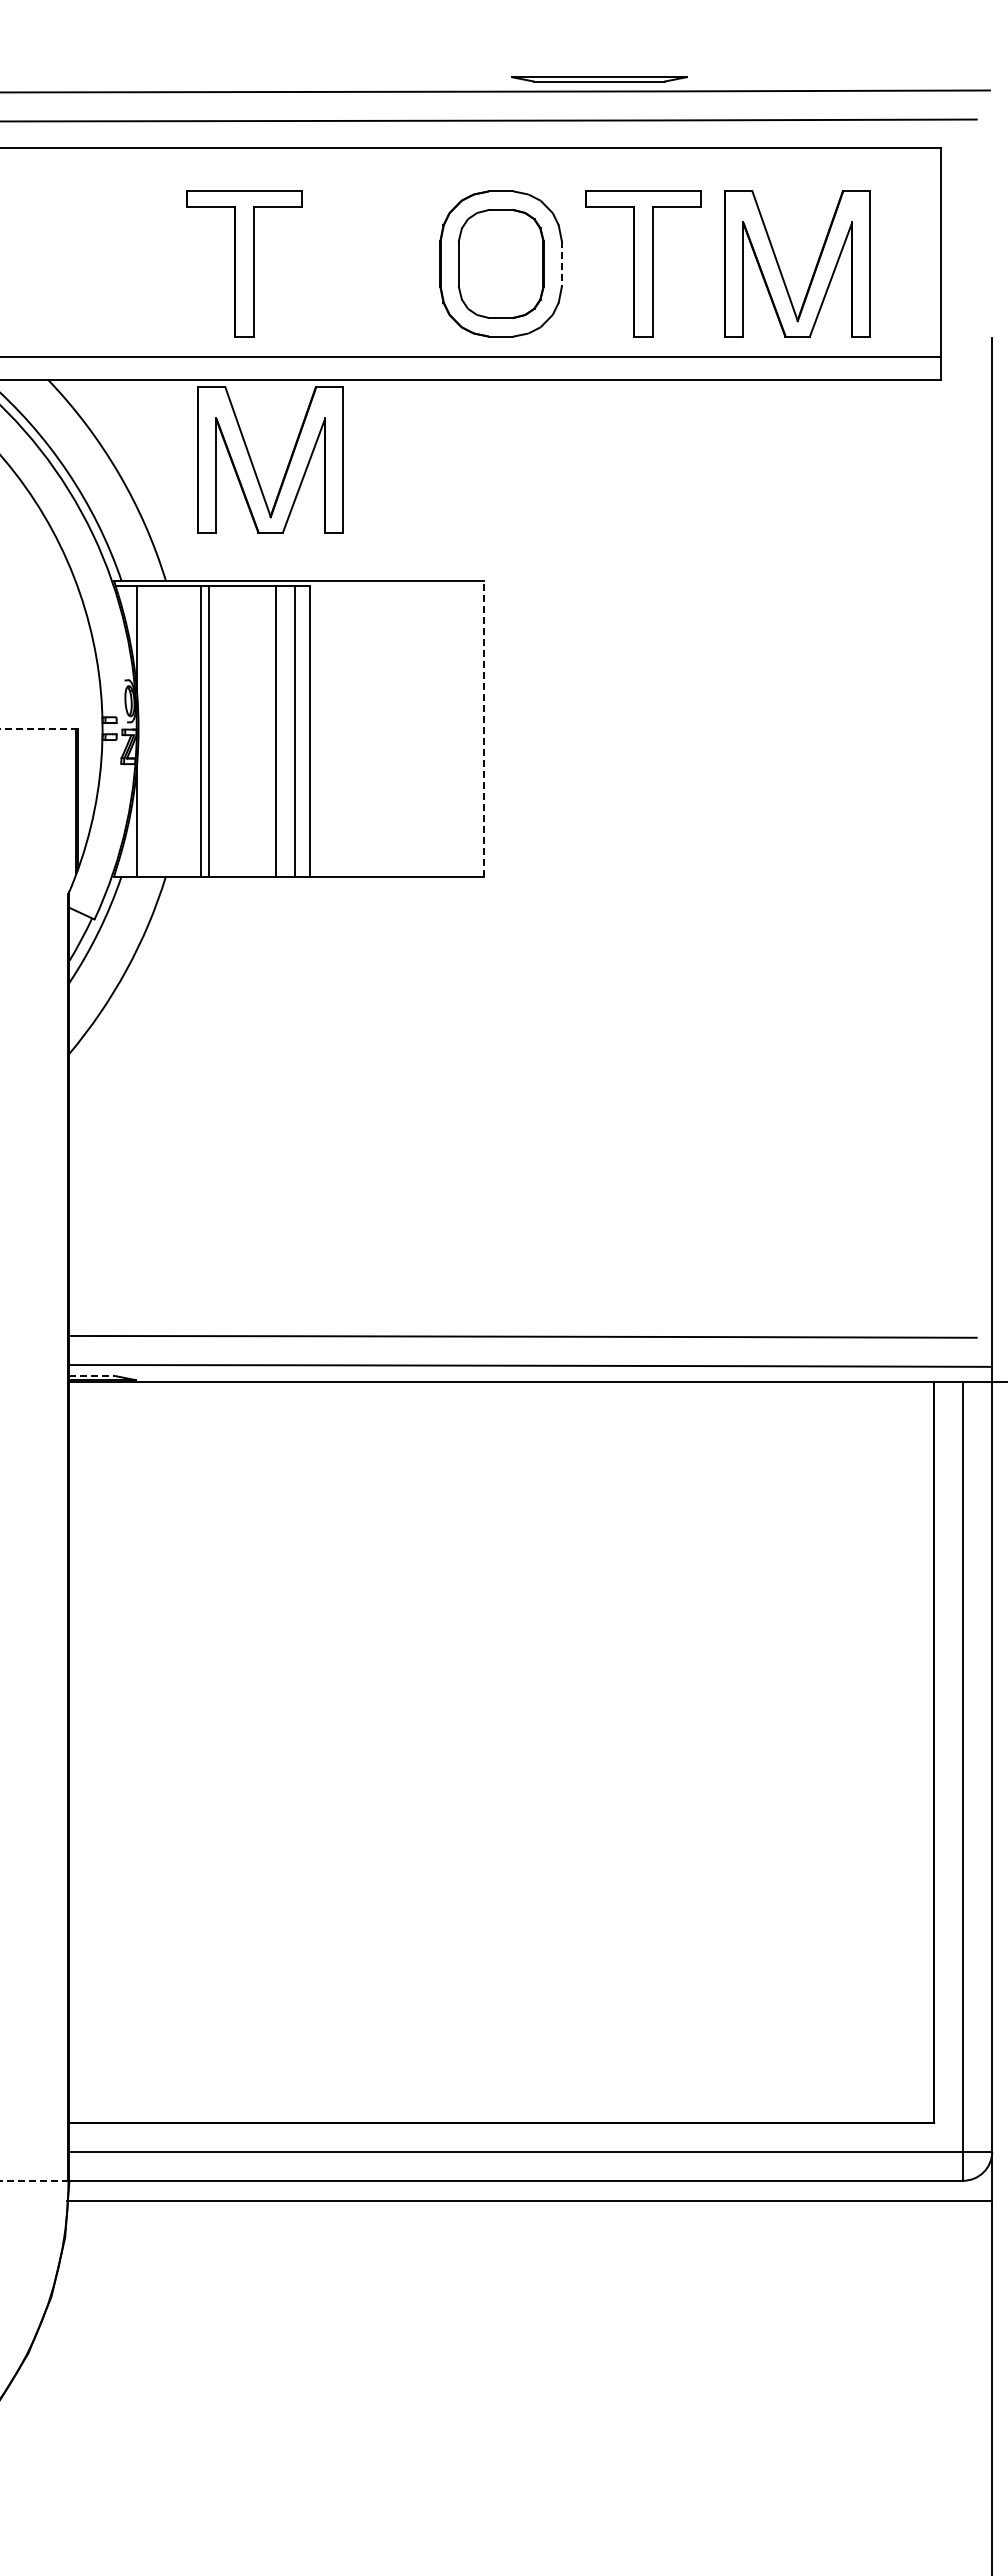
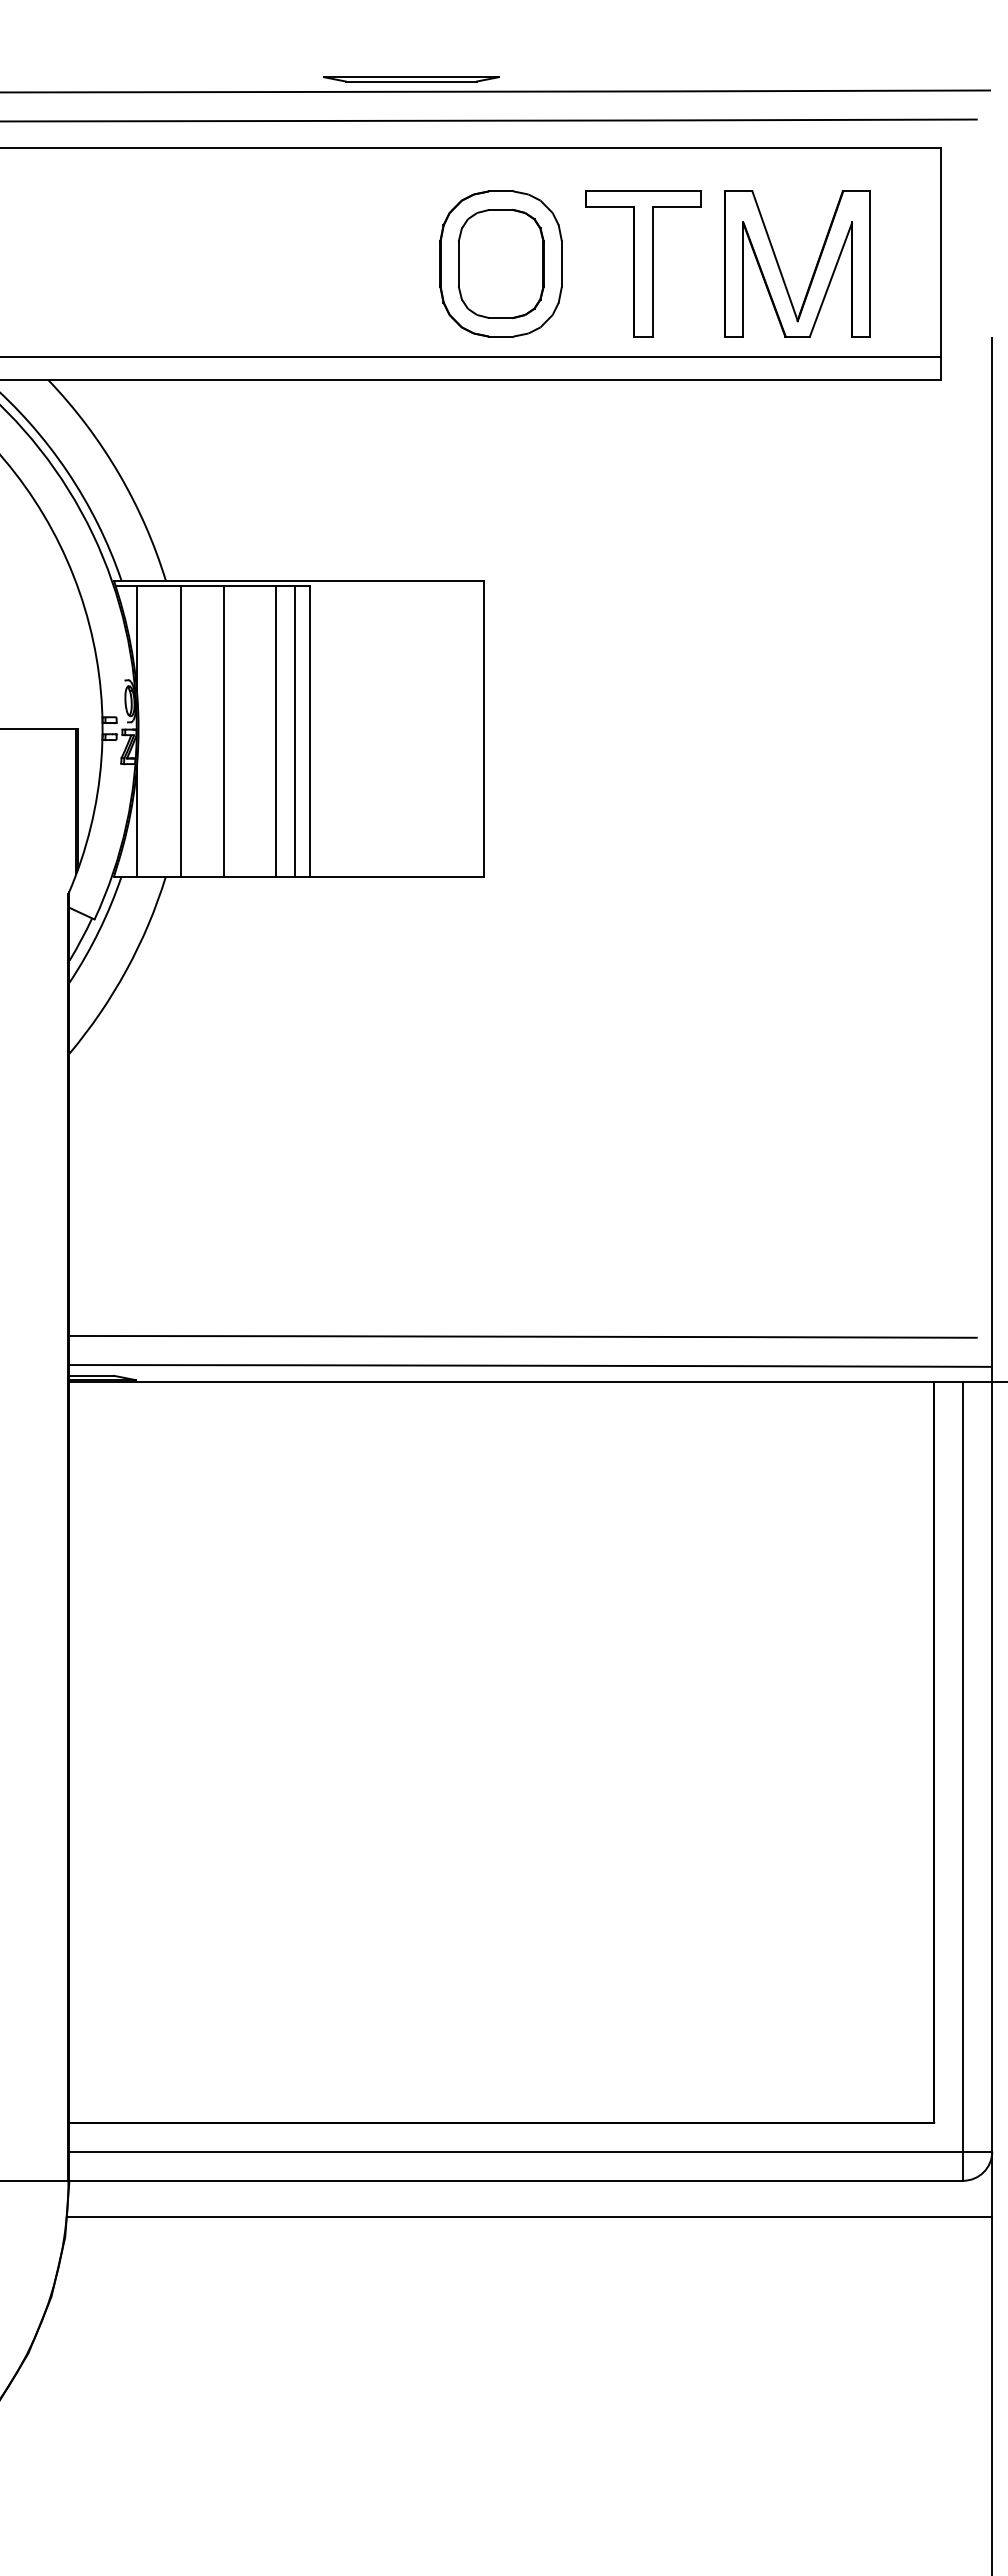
part position: (599, 79) -> (411, 79) (411, 79)
part: present -> none (244, 263)
line: dashed -> solid (561, 264)
part: present -> none (254, 466)
line: dashed -> solid (38, 728)
line: dashed -> solid (484, 728)
line position: (200, 731) -> (180, 731) (180, 731)
line position: (209, 731) -> (224, 731) (224, 731)
line: dashed -> solid (92, 1375)
line: dashed -> solid (34, 2180)
line position: (529, 2201) -> (529, 2217) (529, 2217)
